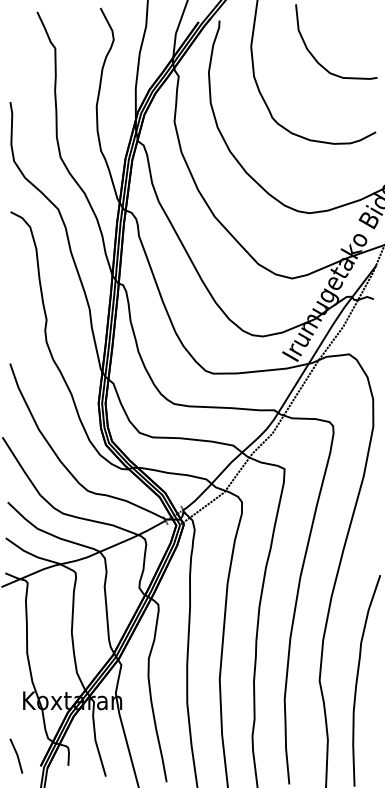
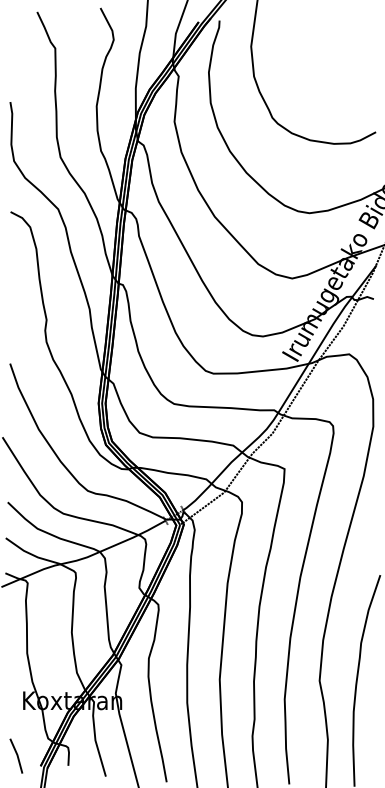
part: present -> none (315, 57)
